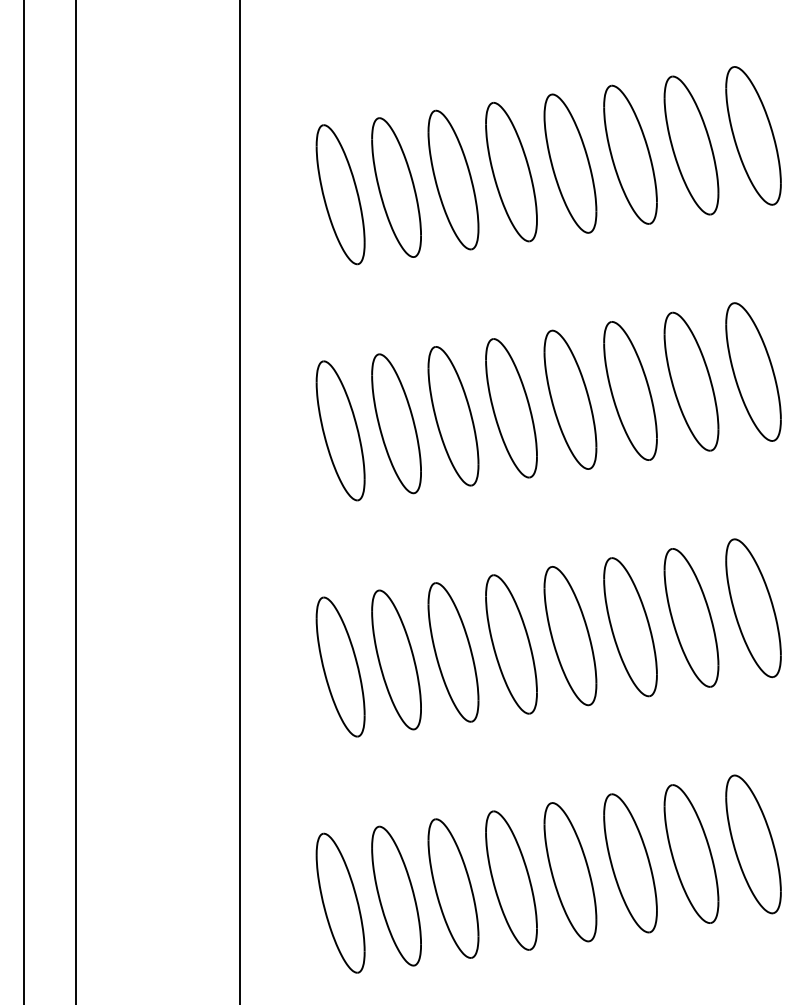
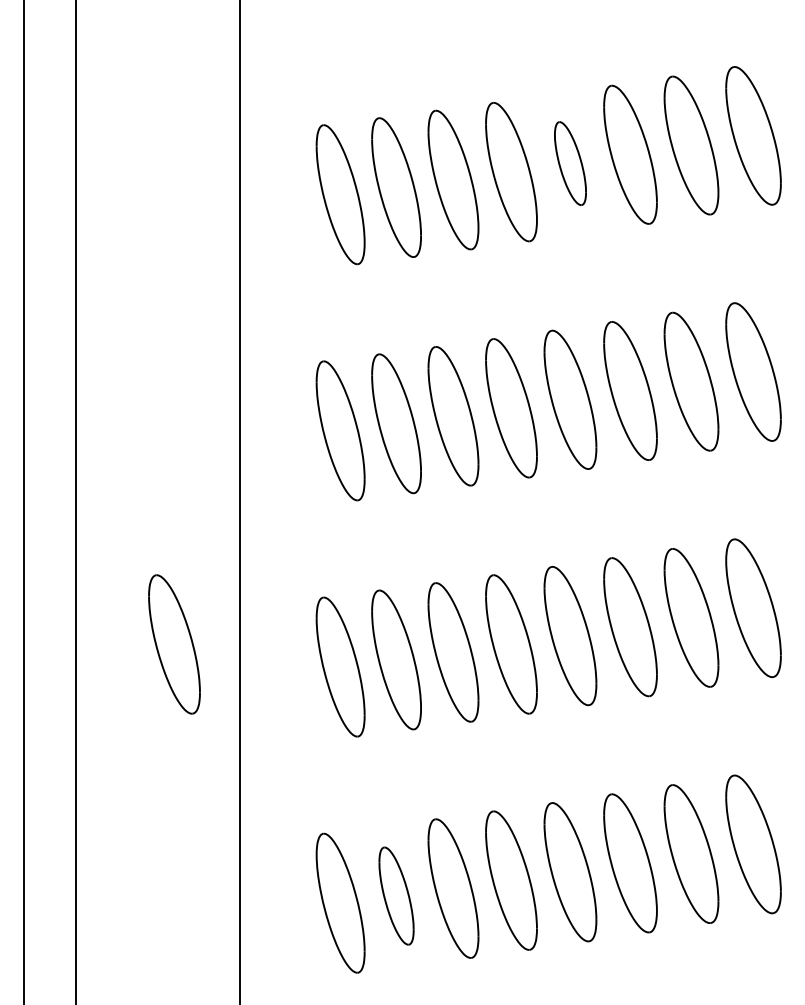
part size: 55x141 px -> 33x85 px (570, 163)
part: none -> present (174, 644)
part size: 51x142 px -> 37x100 px (396, 895)
